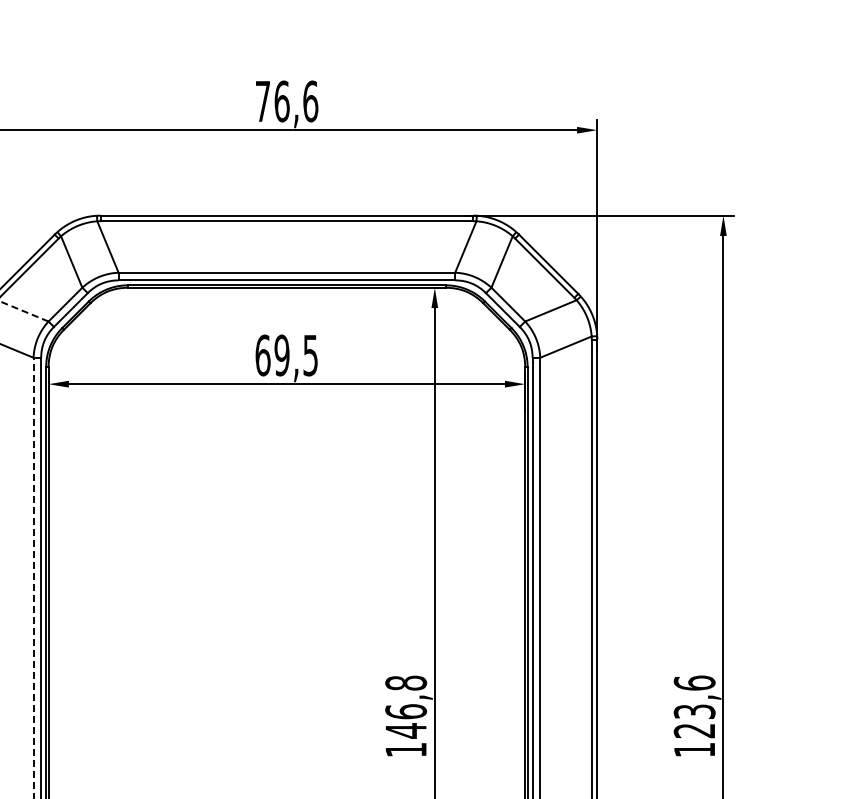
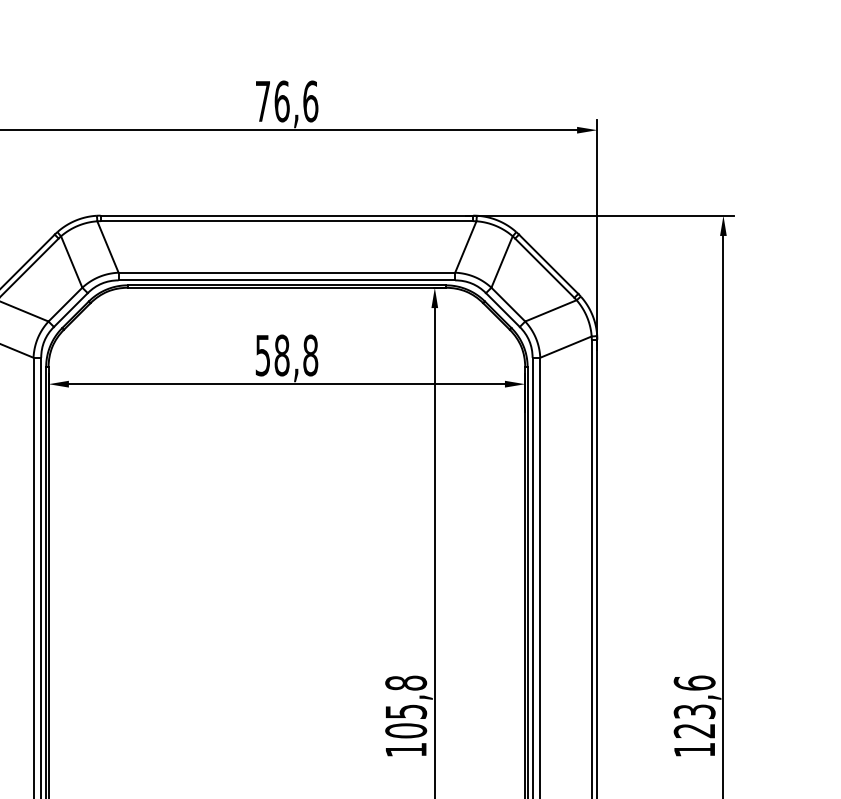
line: dashed -> solid (24, 311)
text: 69,5 -> 58,8 (286, 355)
line: dashed -> solid (33, 577)
text: 146,8 -> 105,8 (406, 721)
